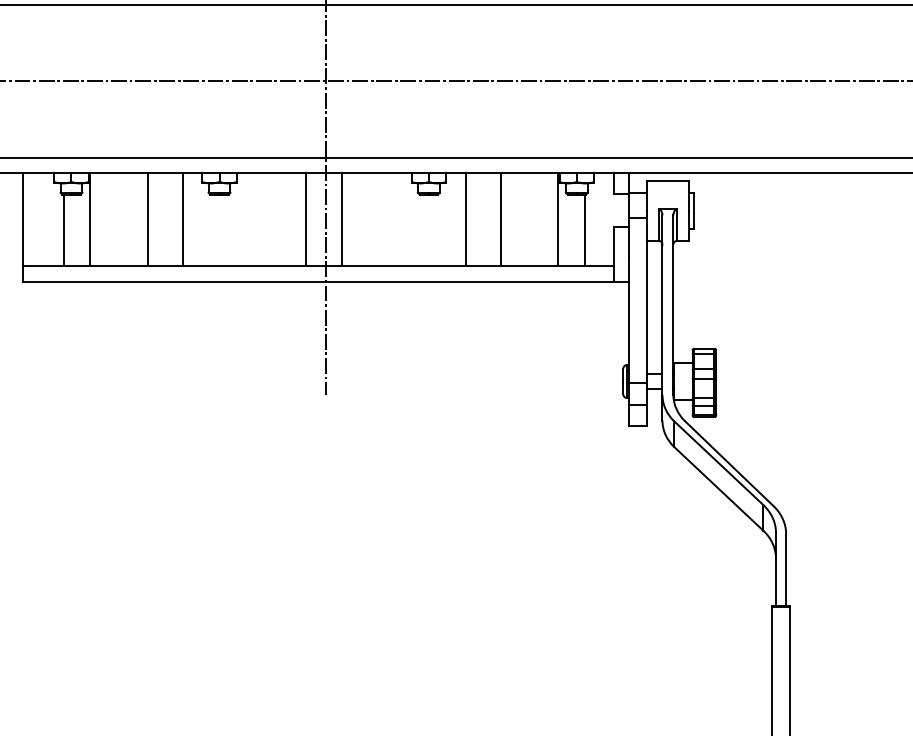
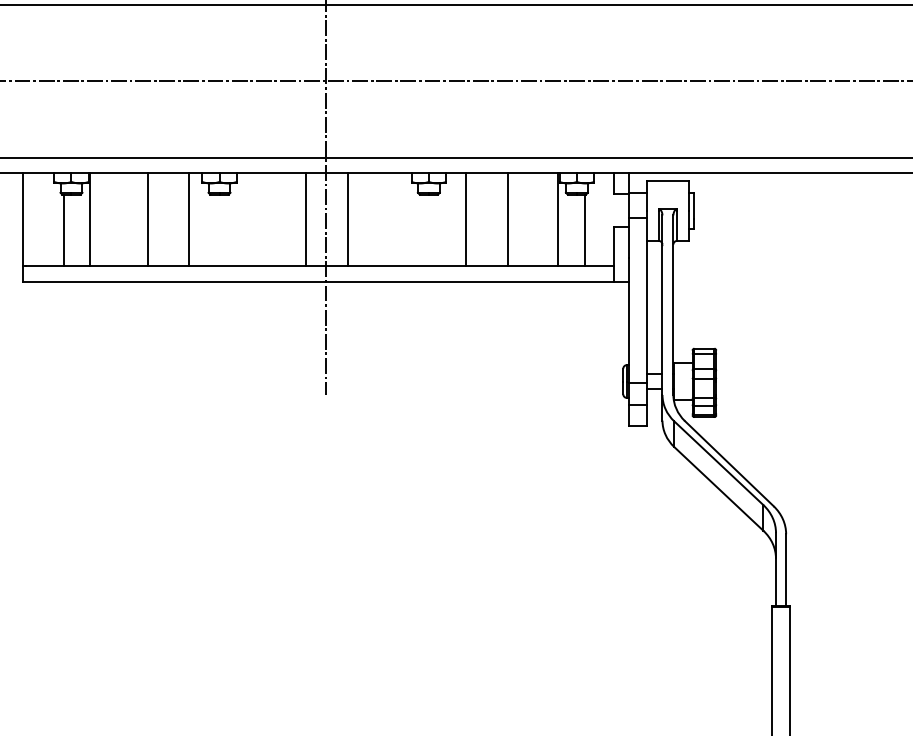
line position: (182, 218) -> (188, 218) (188, 218)
line position: (342, 218) -> (348, 218) (348, 218)
line position: (500, 218) -> (507, 218) (507, 218)
